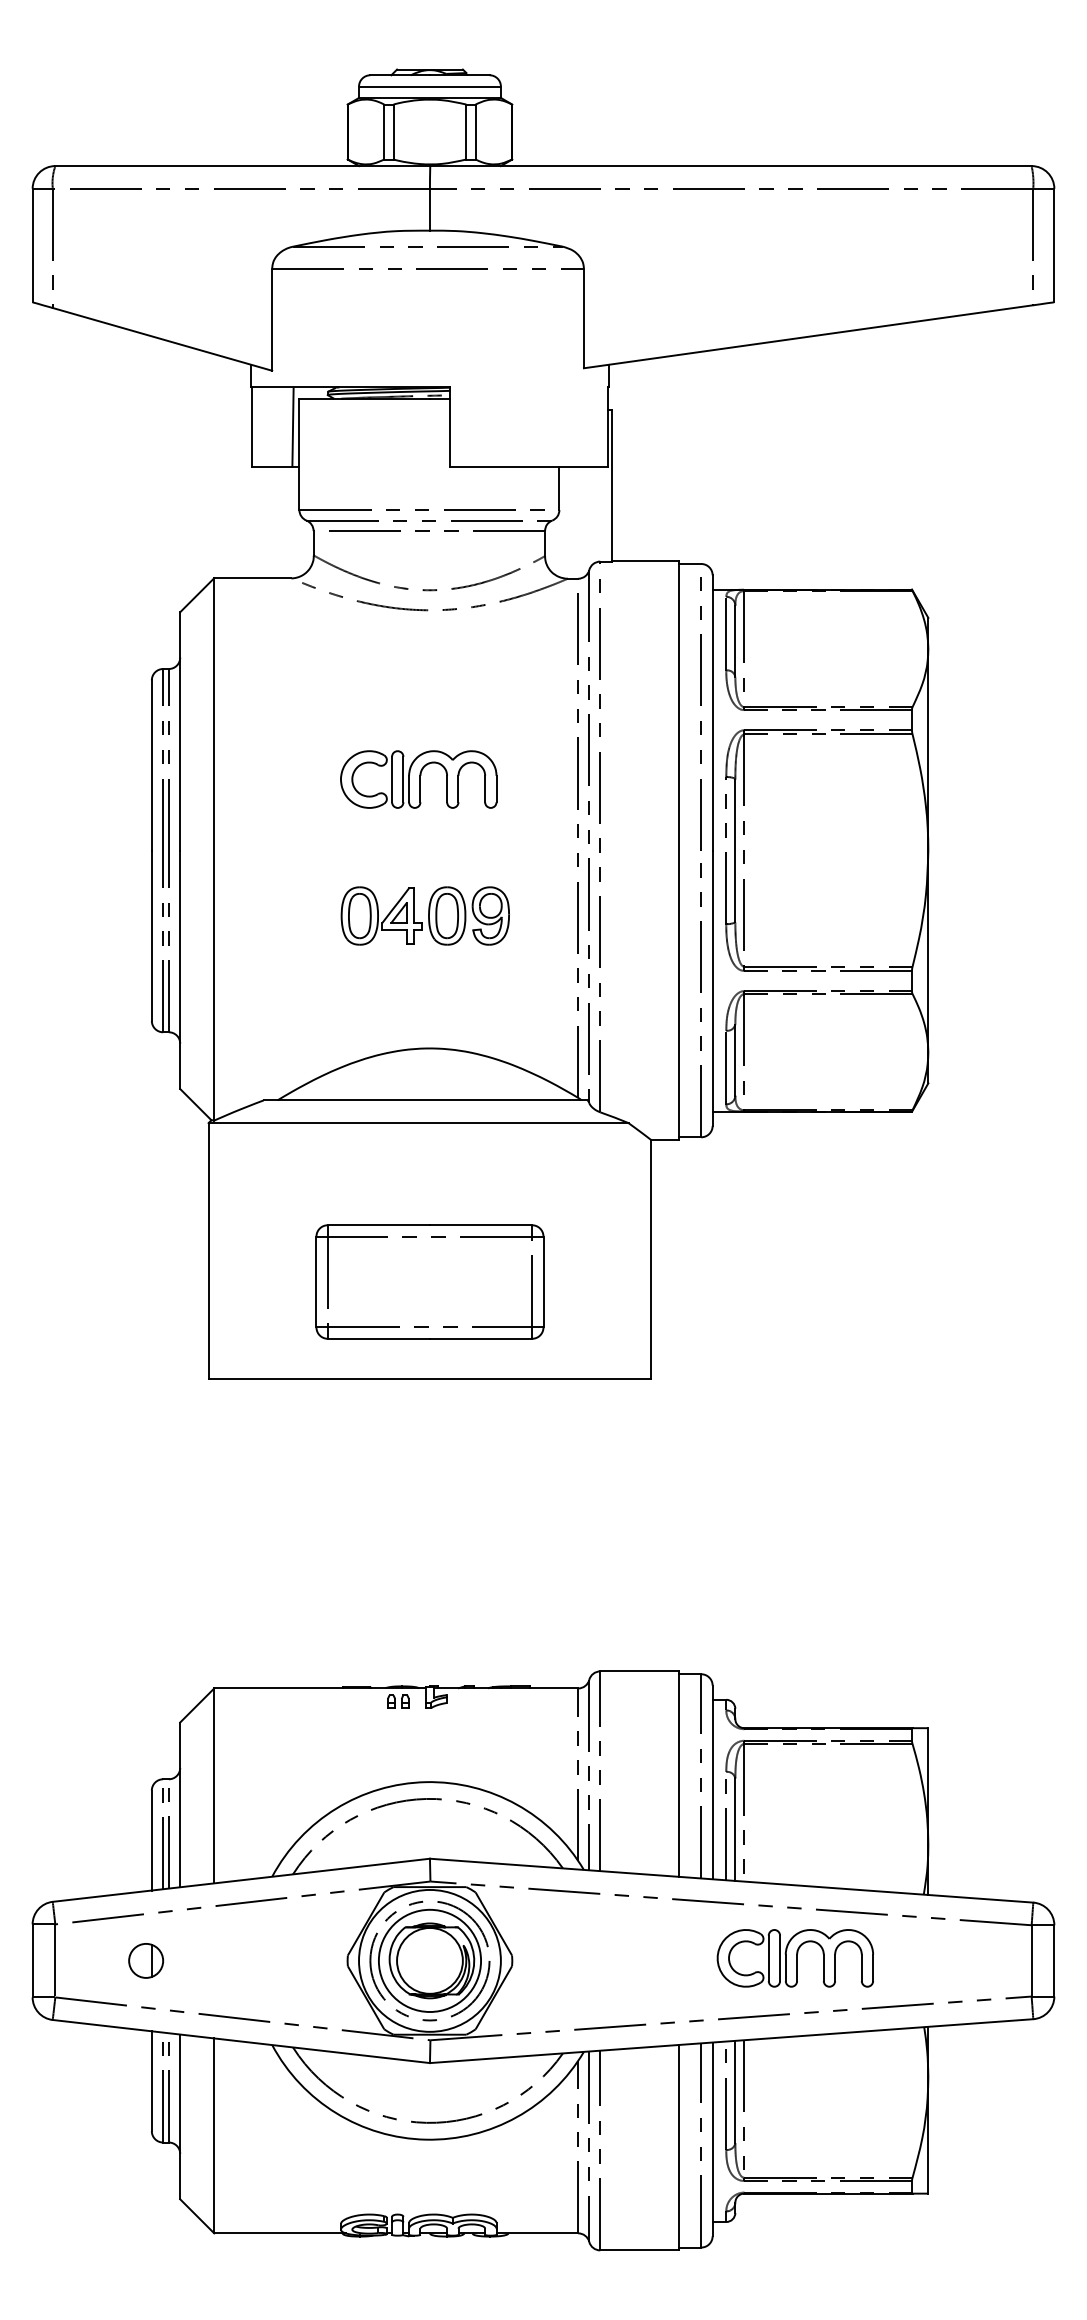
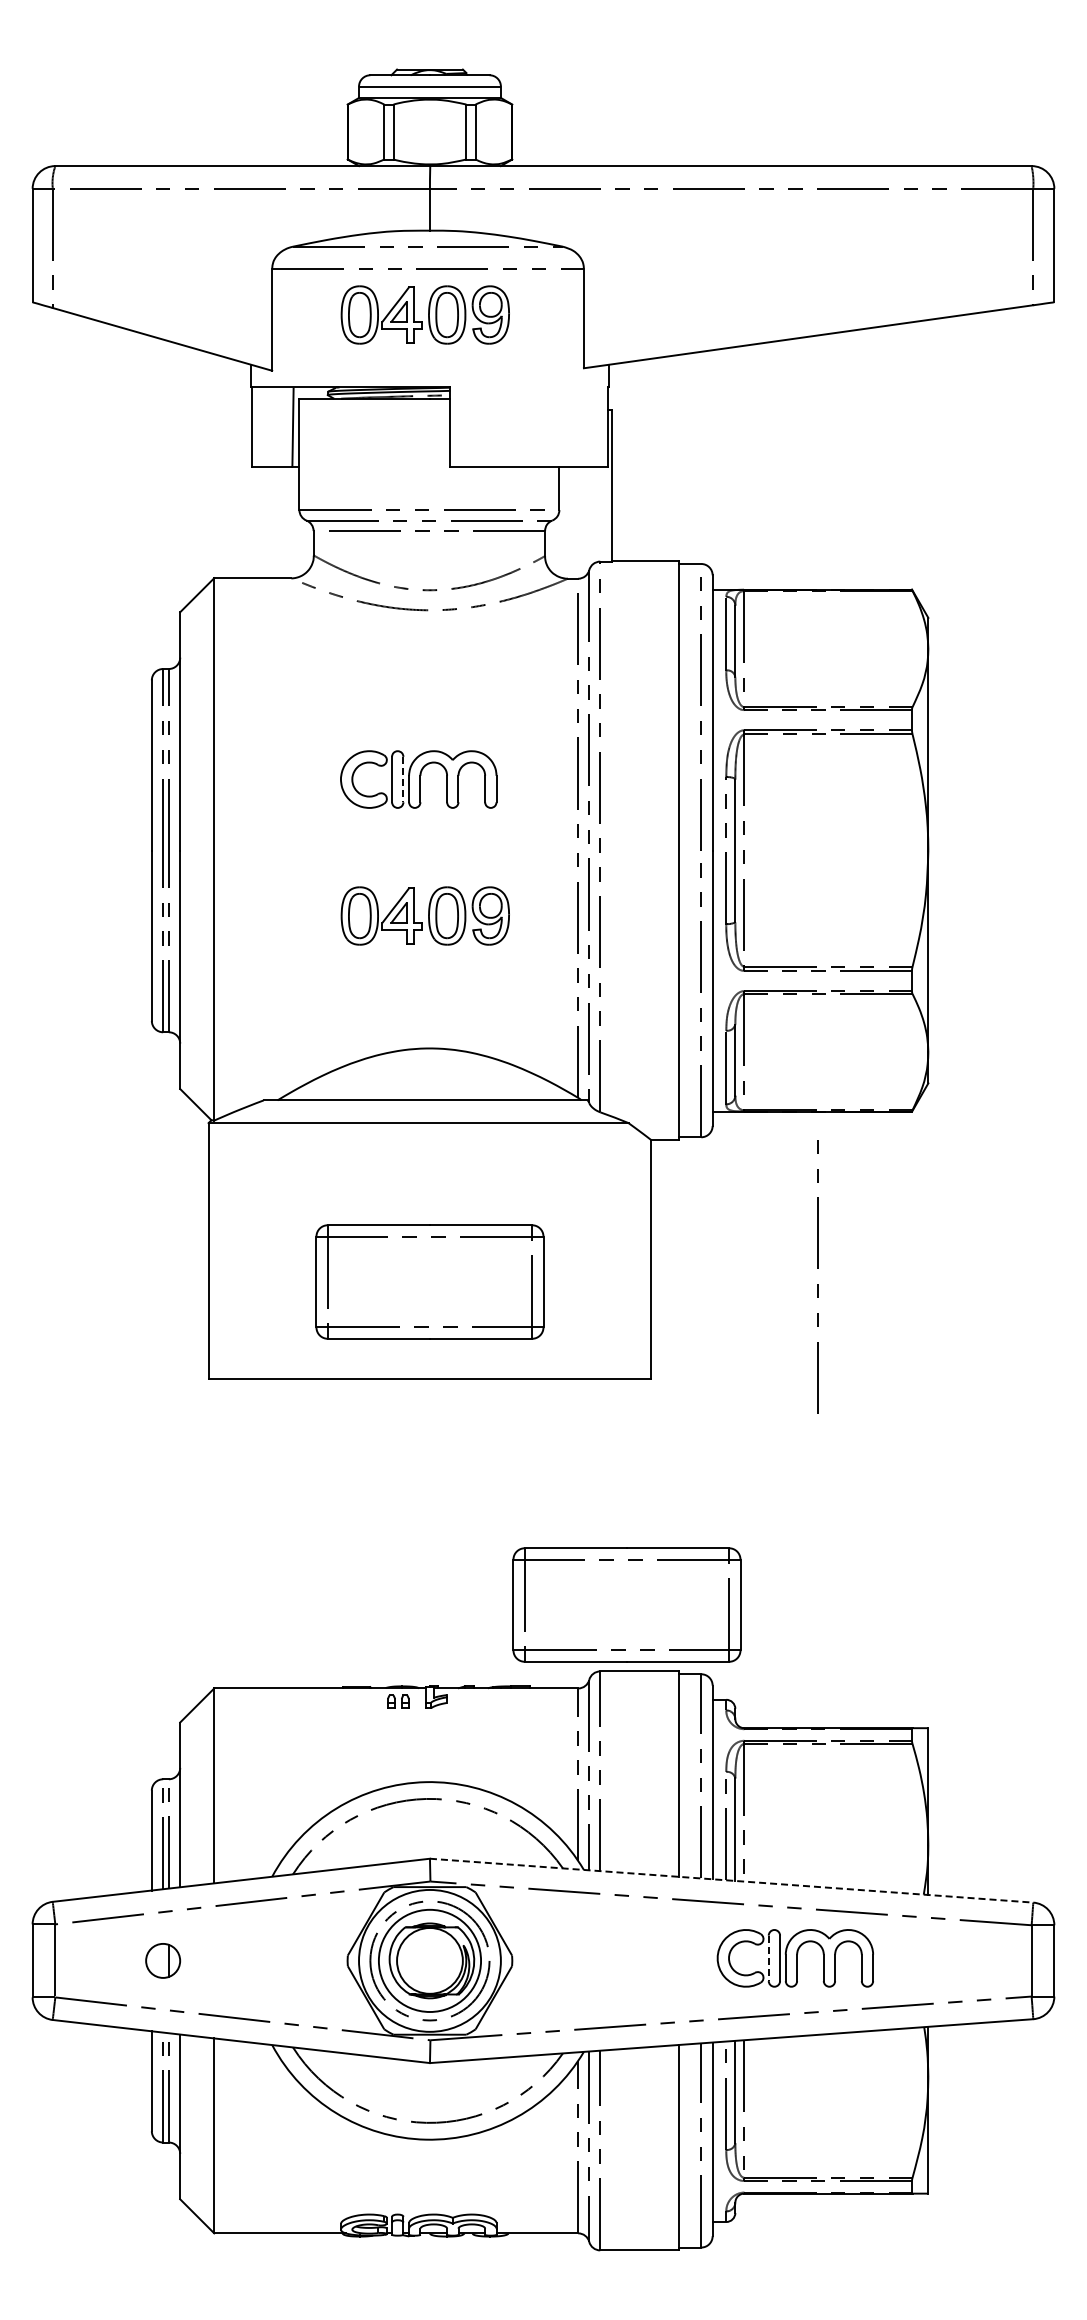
part: none -> present (424, 314)
line: solid -> dashed (403, 779)
line: none -> present (817, 1268)
part: none -> present (626, 1604)
line: solid -> dashed (732, 1880)
line: solid -> dashed (768, 1958)
part position: (146, 1960) -> (163, 1960) (163, 1960)
